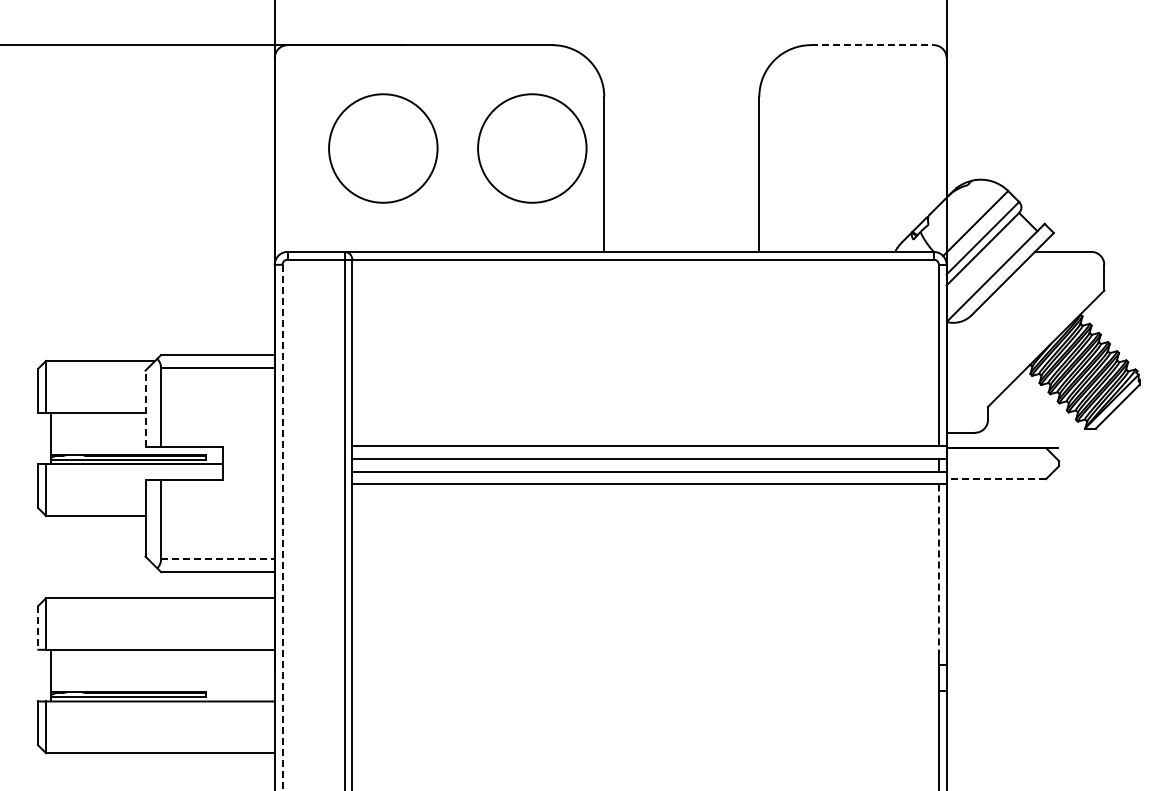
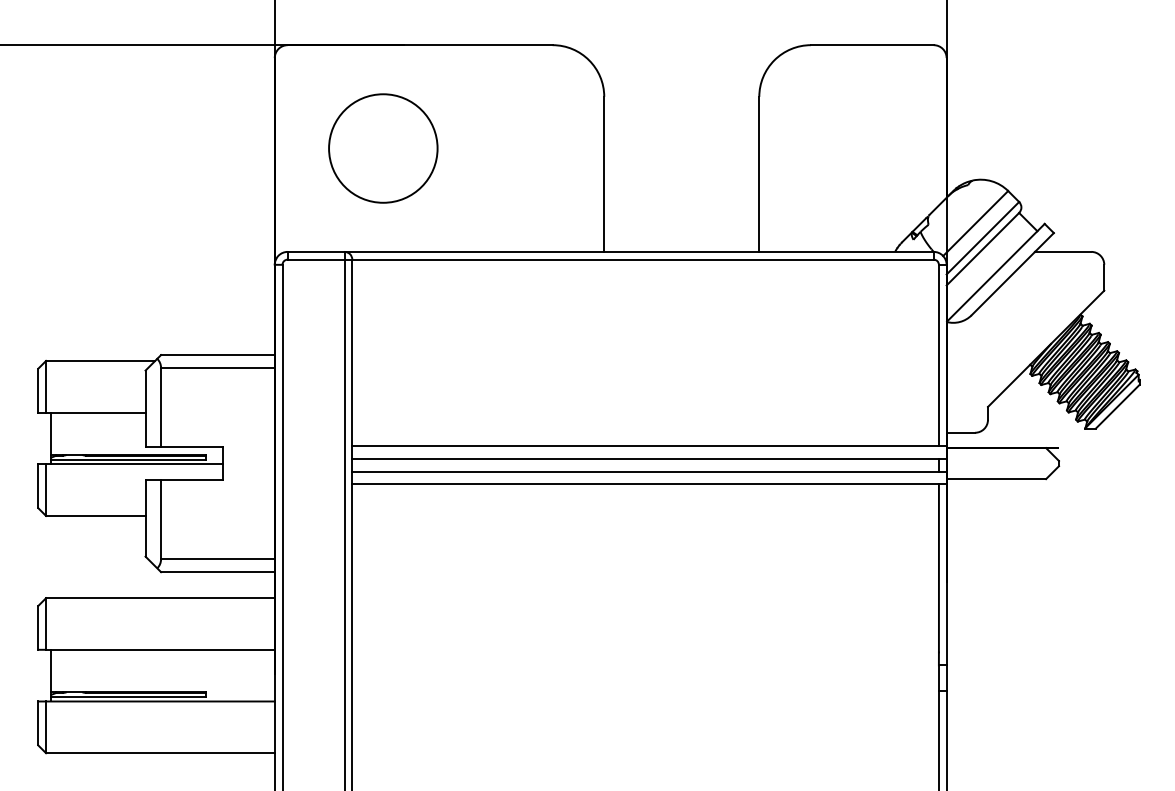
line: dashed -> solid (872, 45)
circle: present -> none (532, 148)
line: dashed -> solid (145, 408)
line: dashed -> solid (996, 479)
line: dashed -> solid (282, 527)
line: dashed -> solid (217, 559)
line: dashed -> solid (938, 568)
line: dashed -> solid (38, 627)
